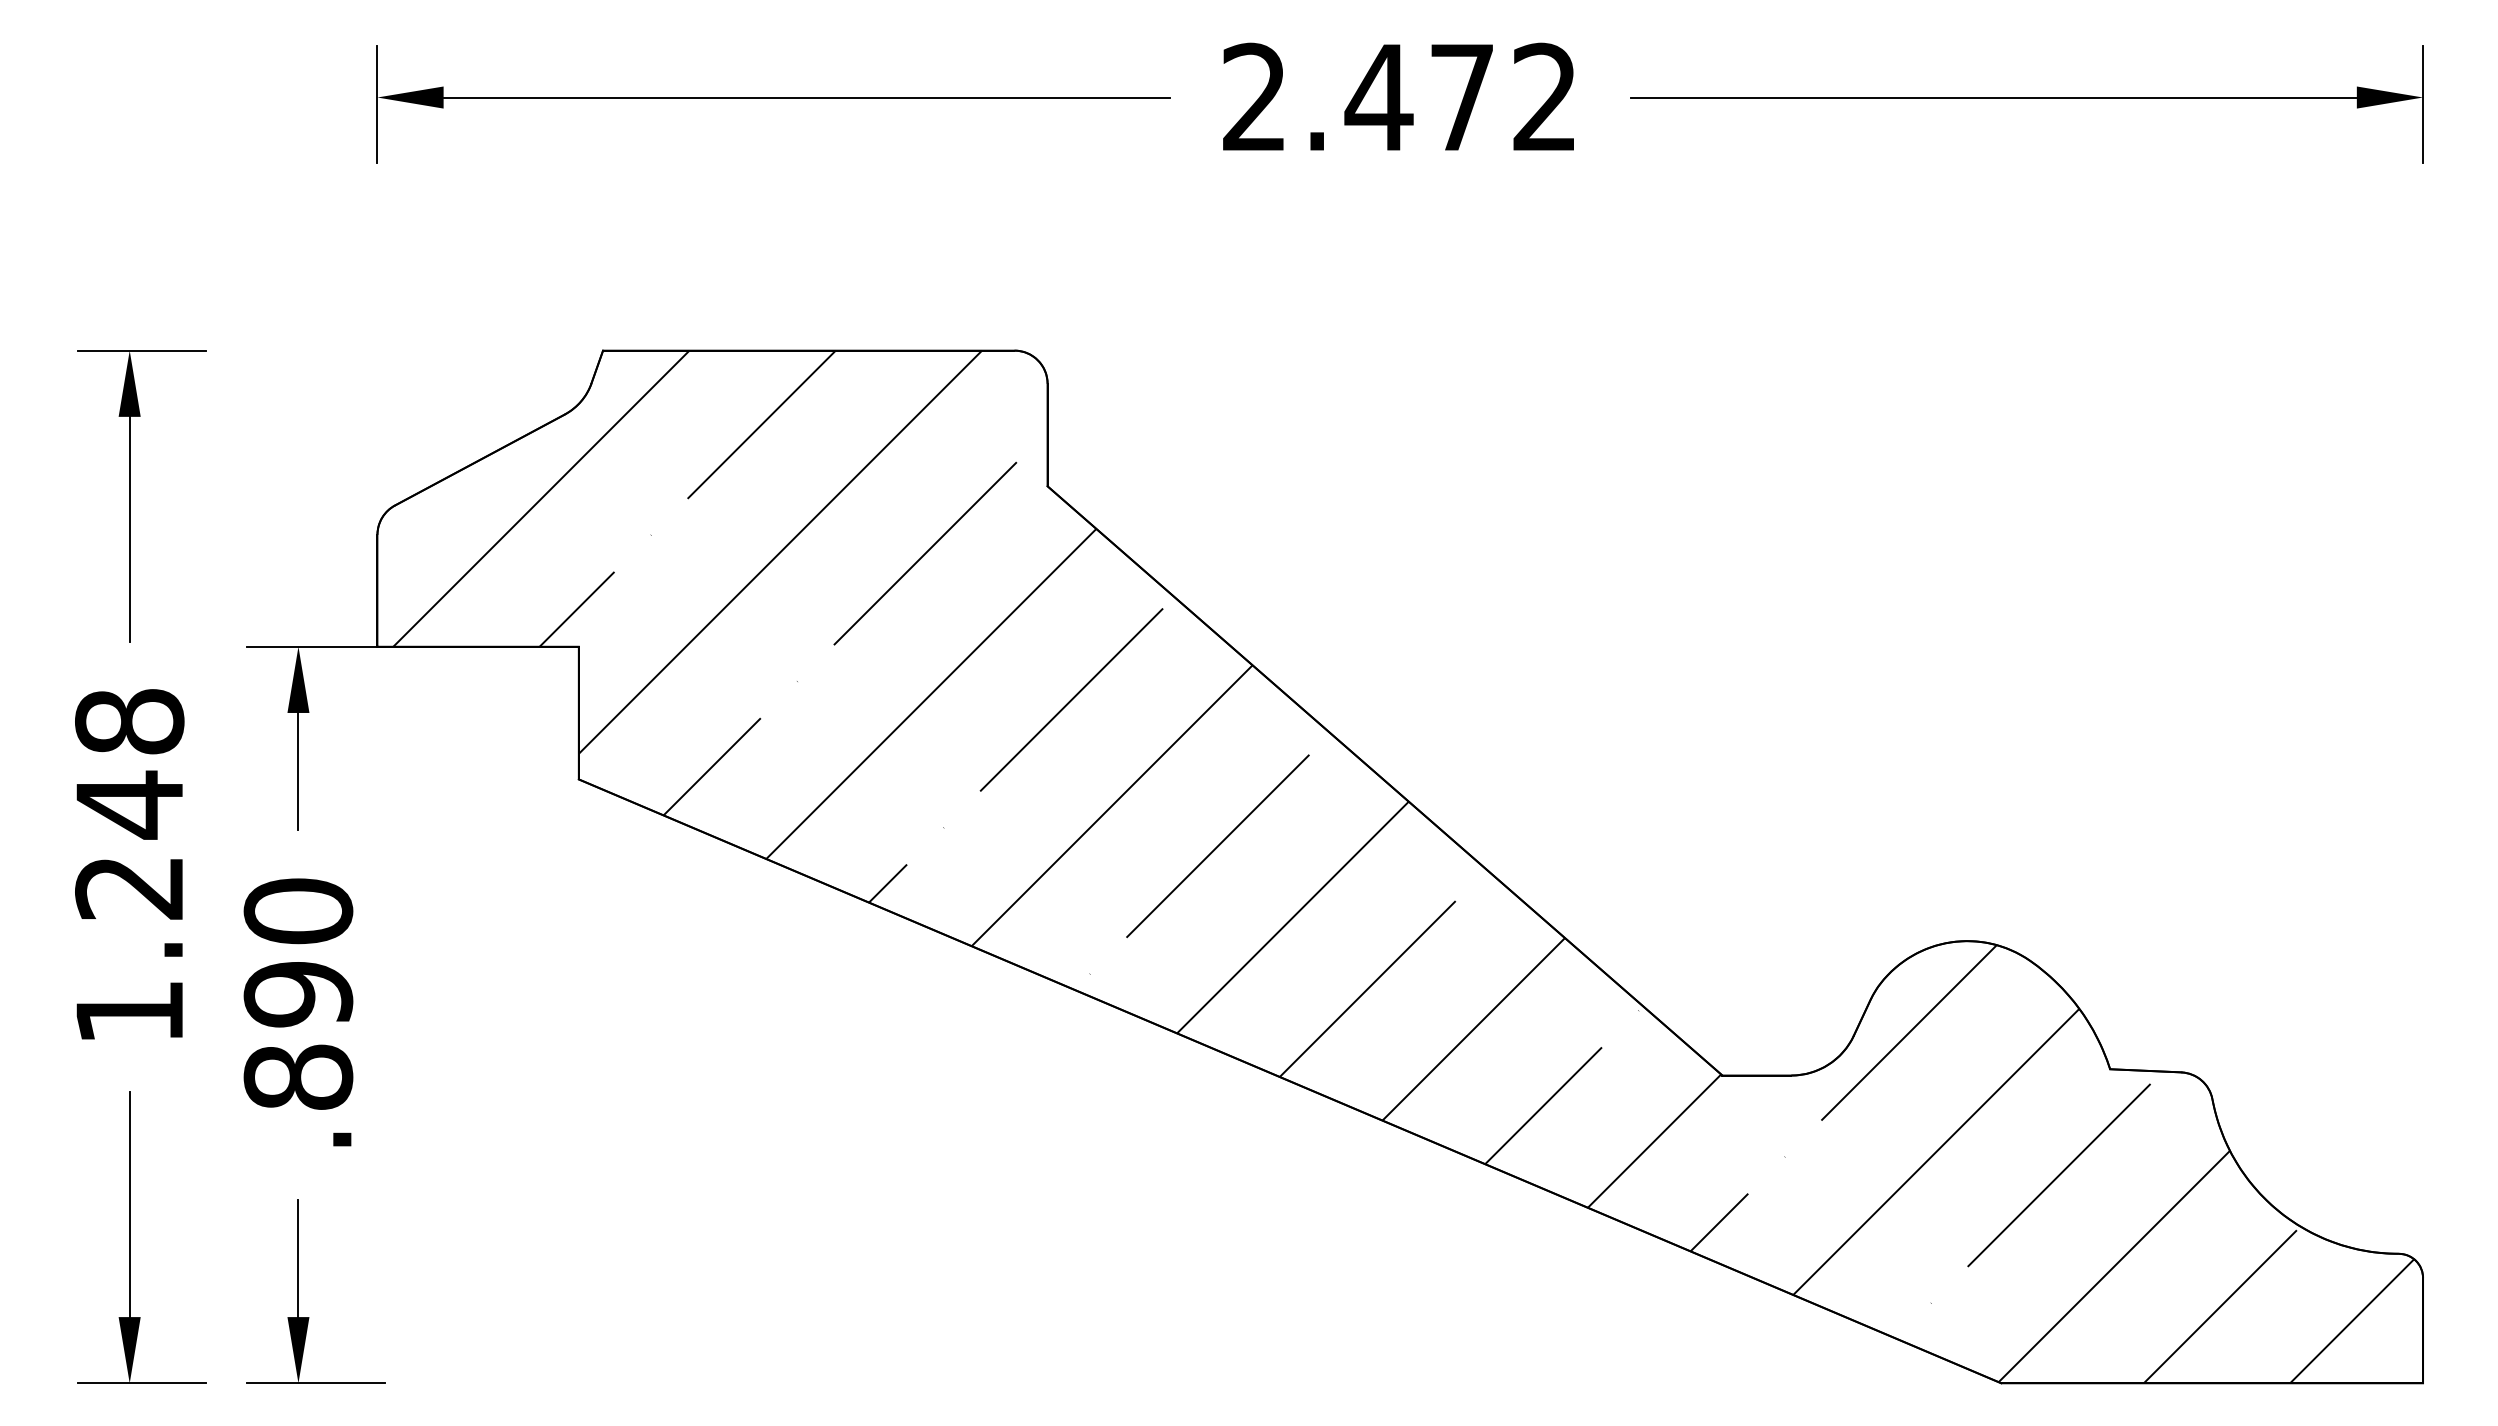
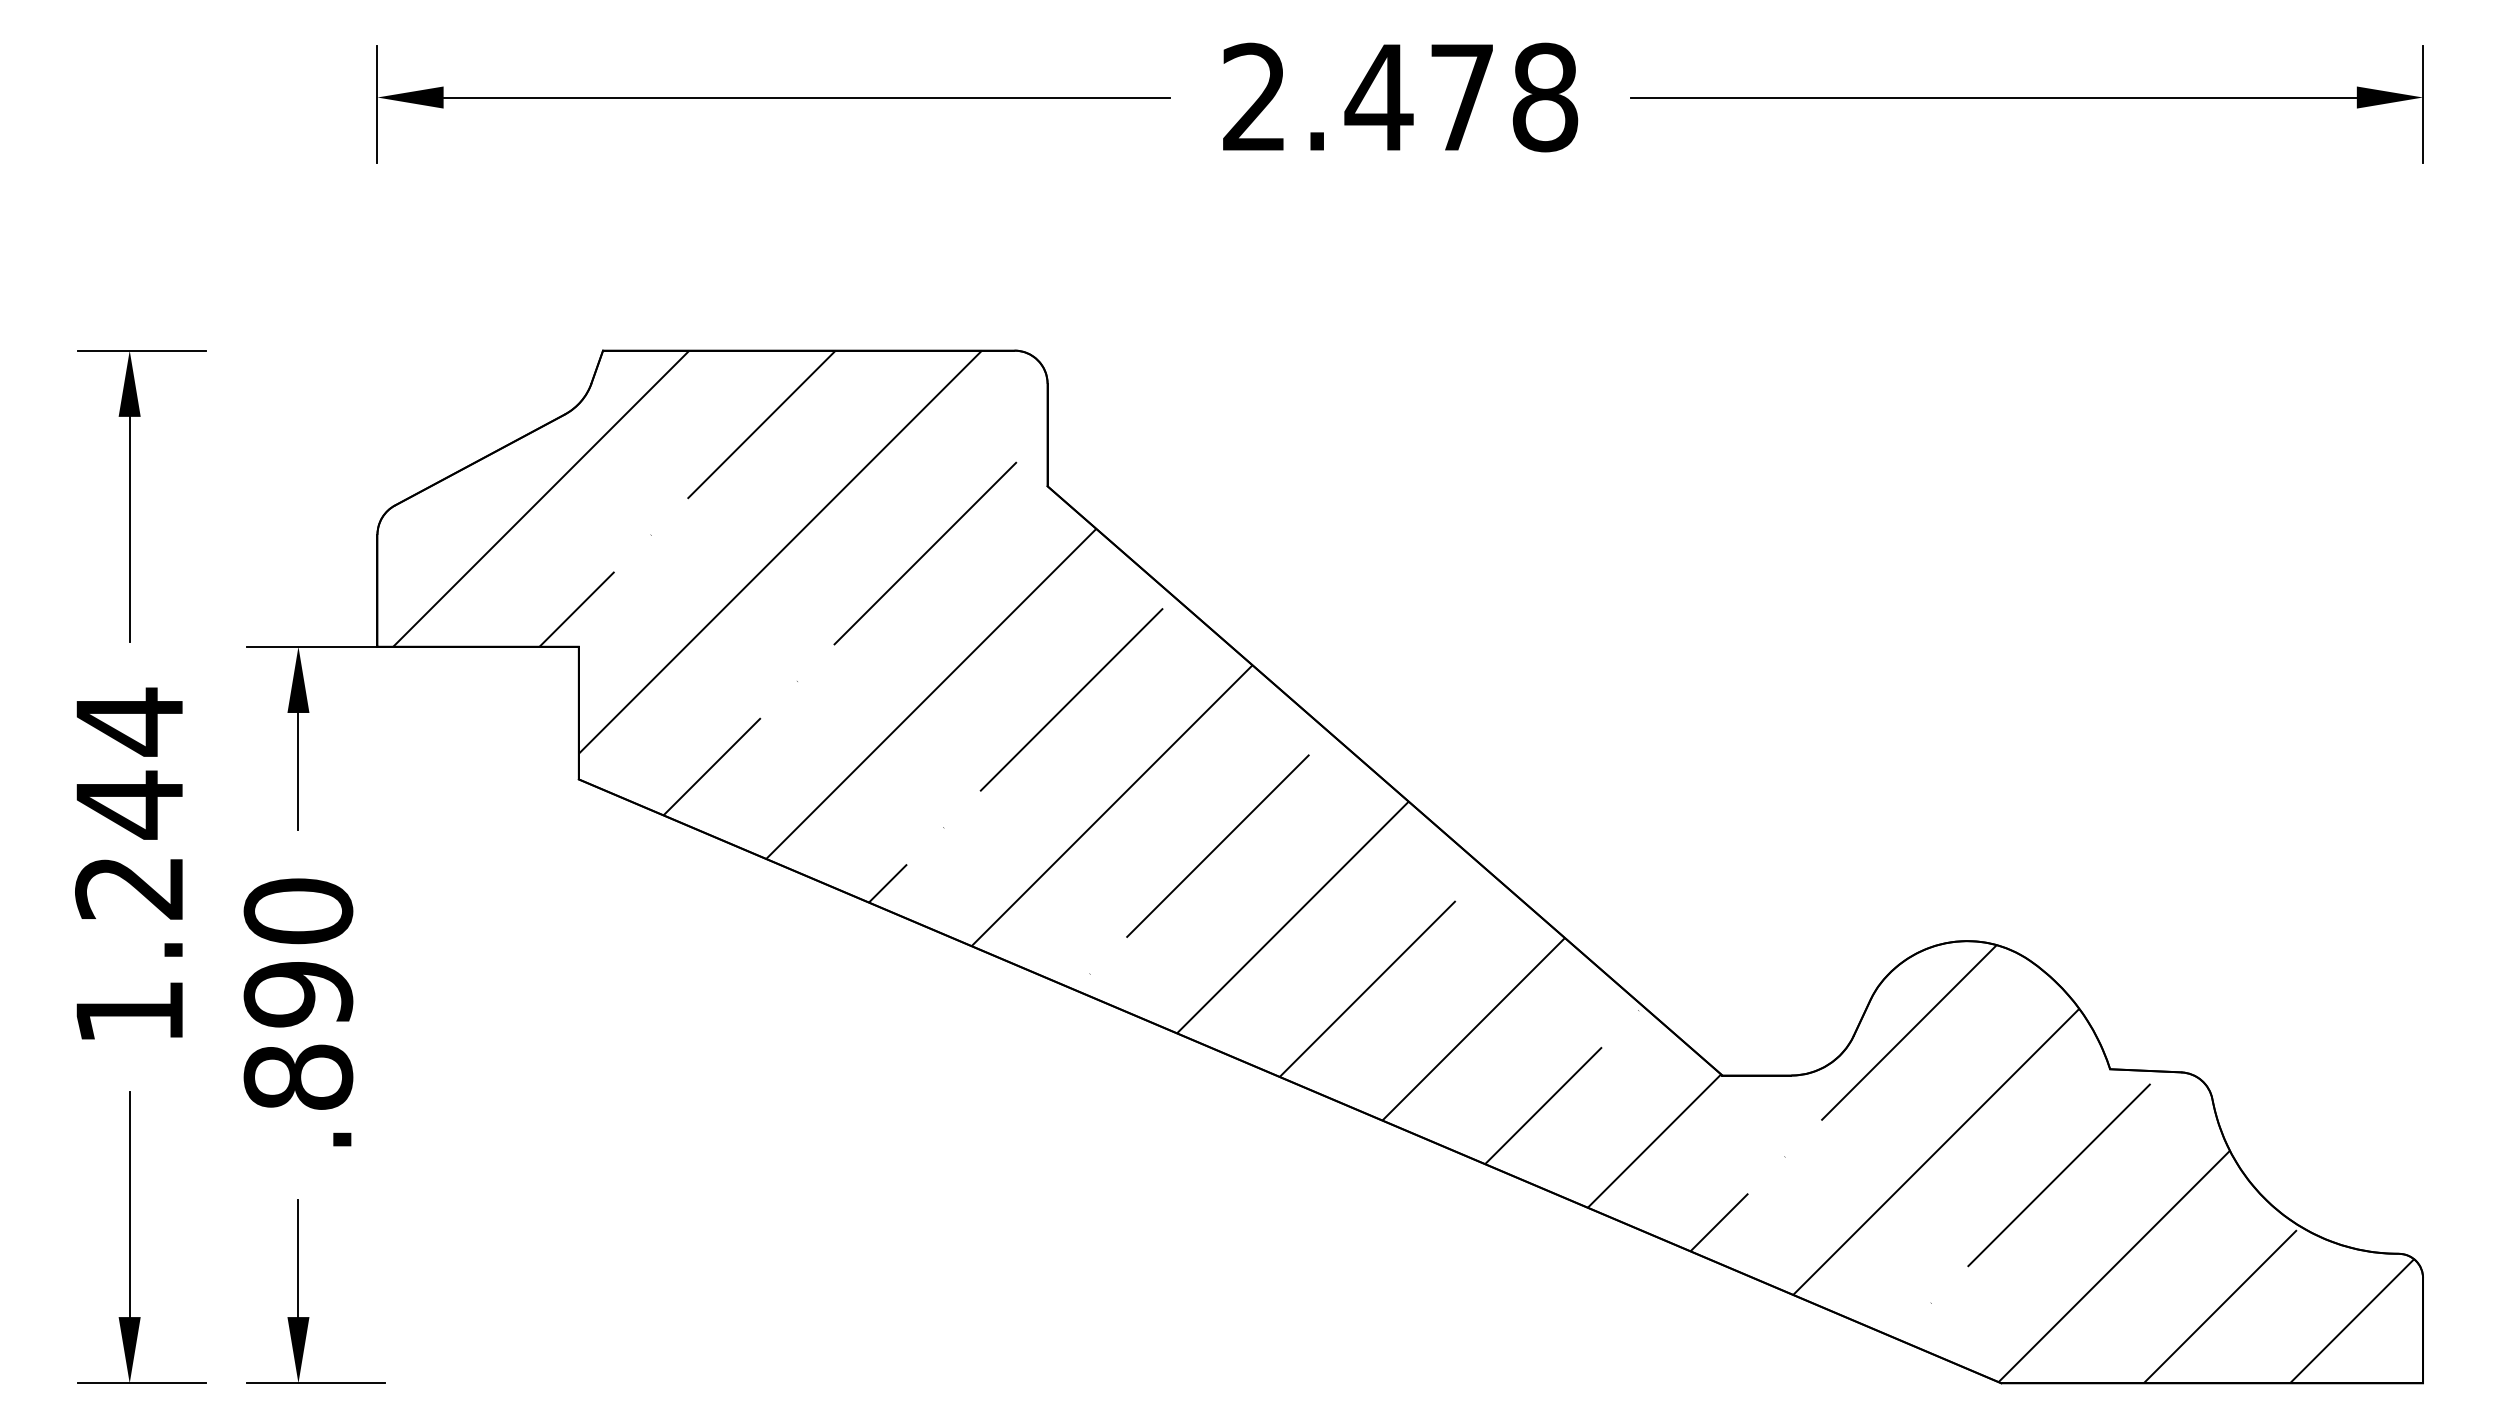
text: 2.472 -> 2.478 (1545, 97)
text: 1.248 -> 1.244 (129, 721)
